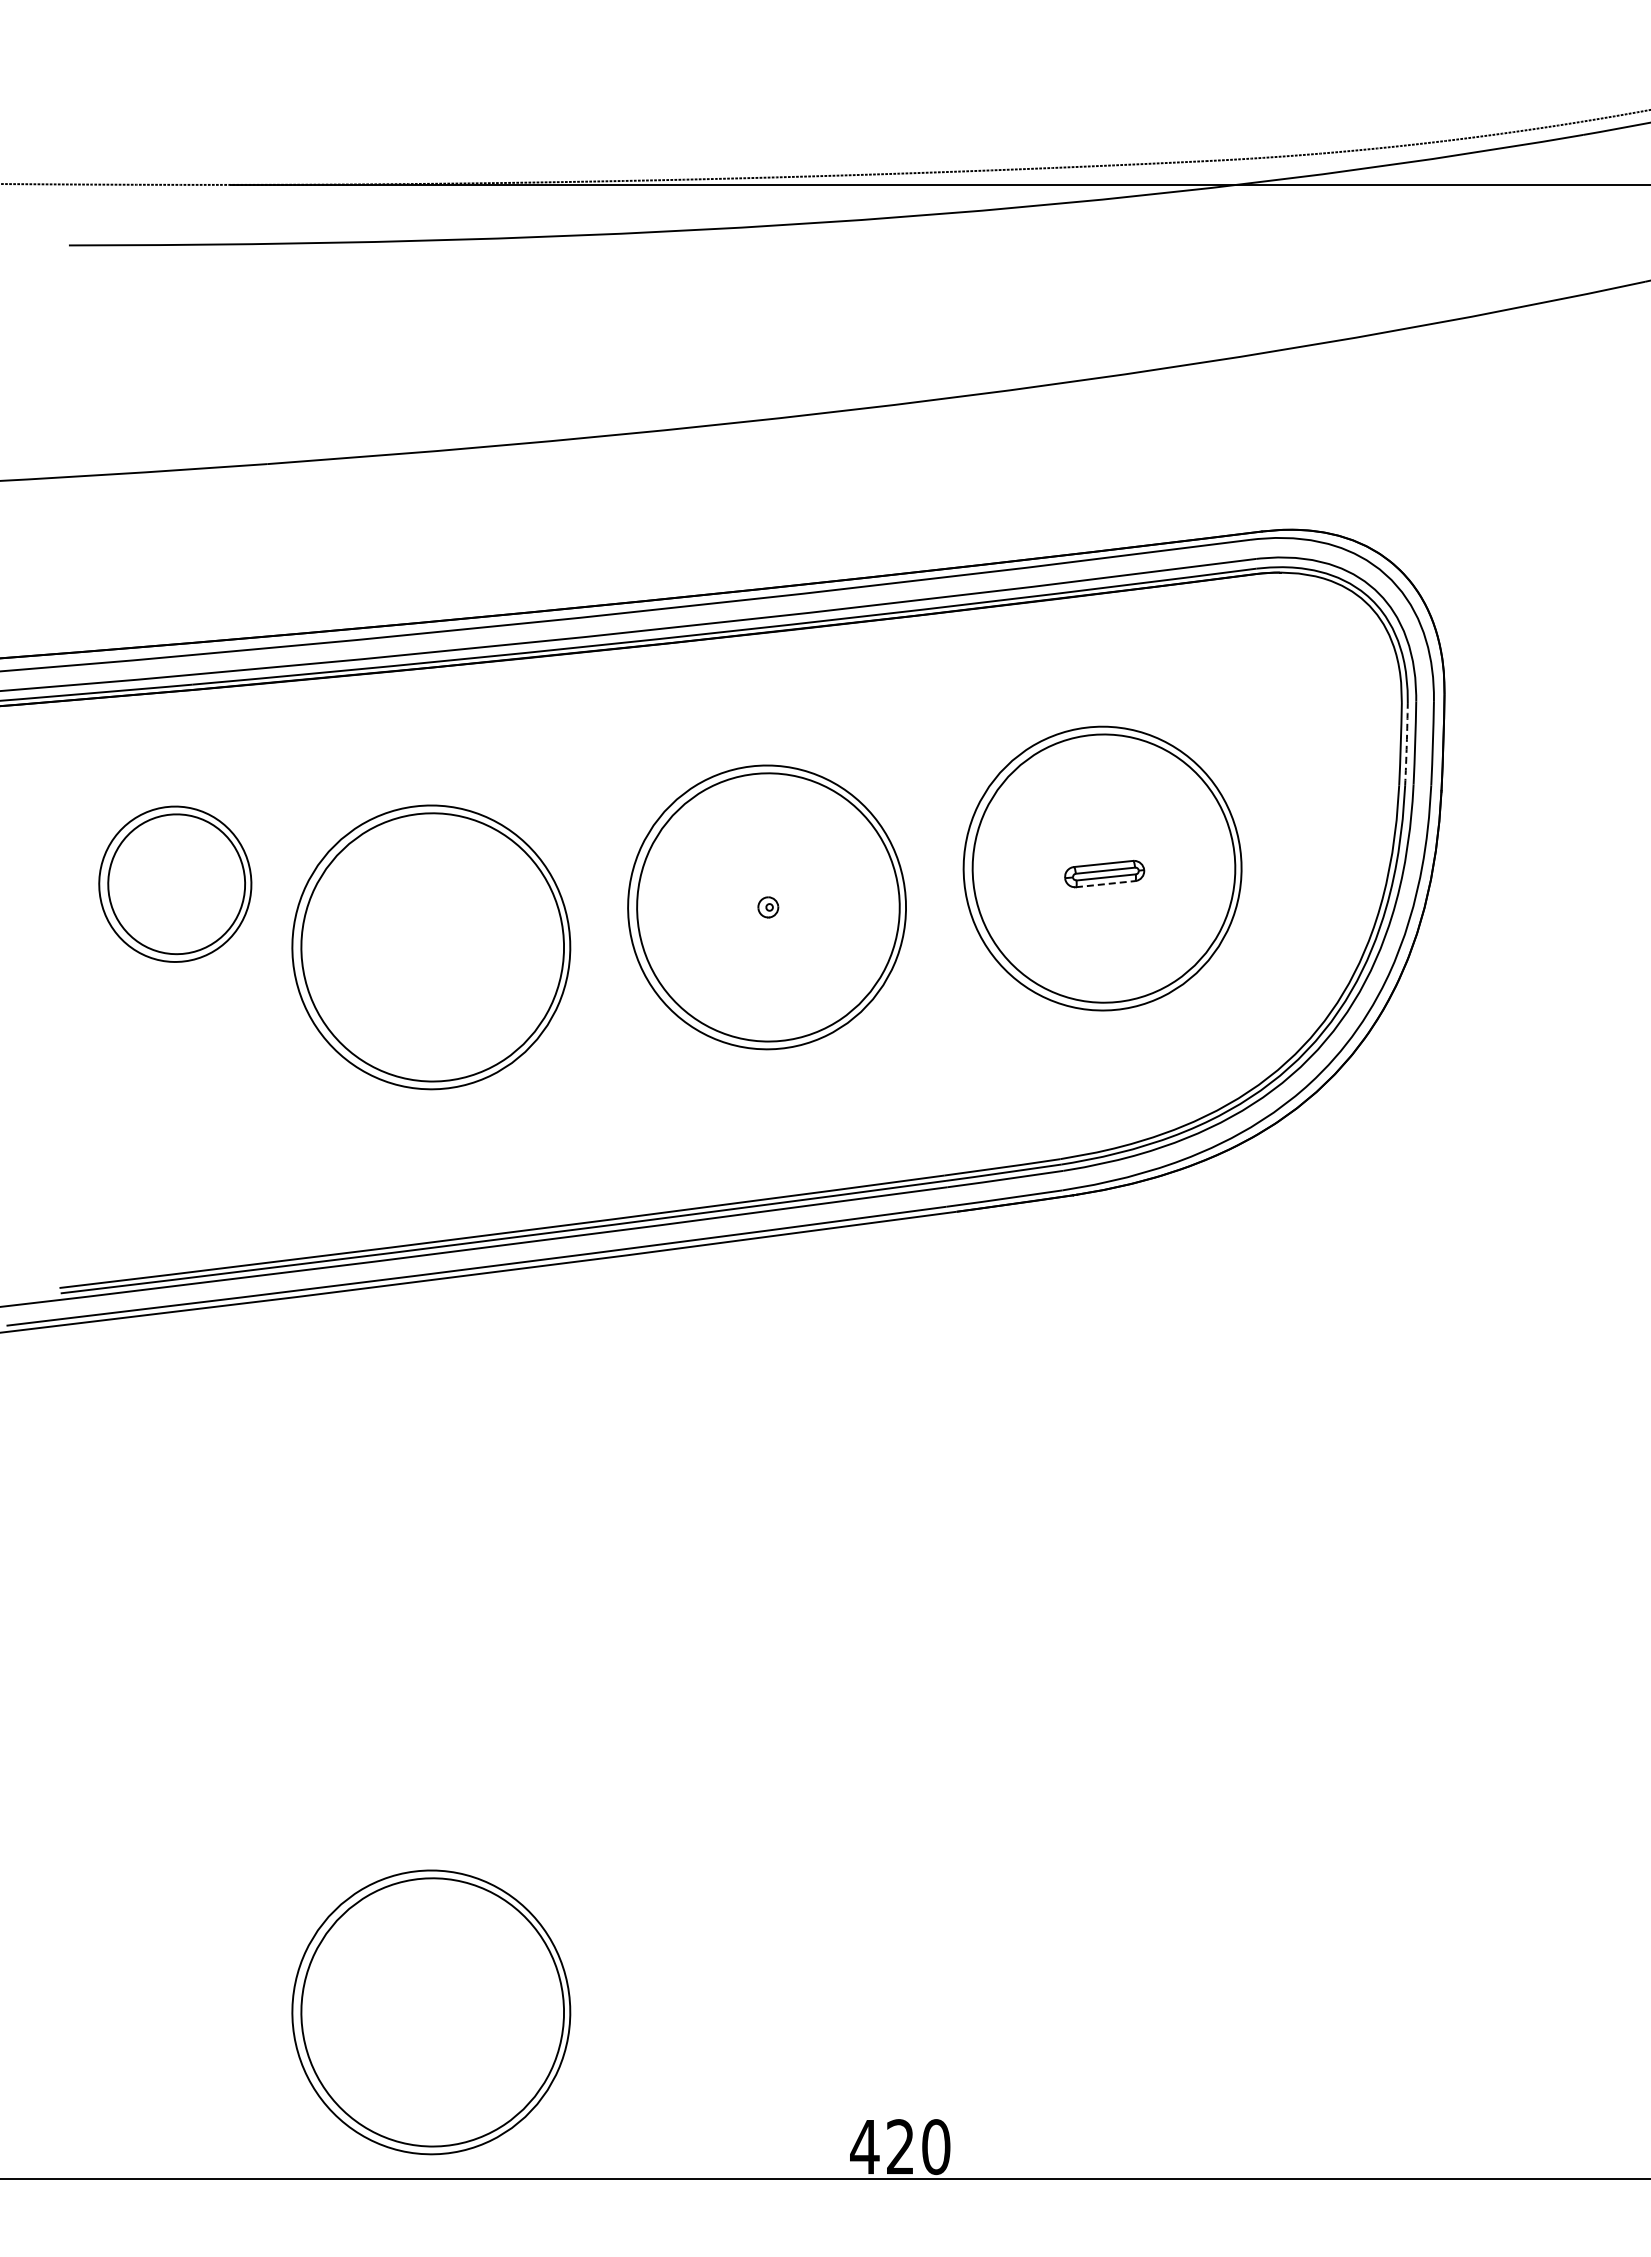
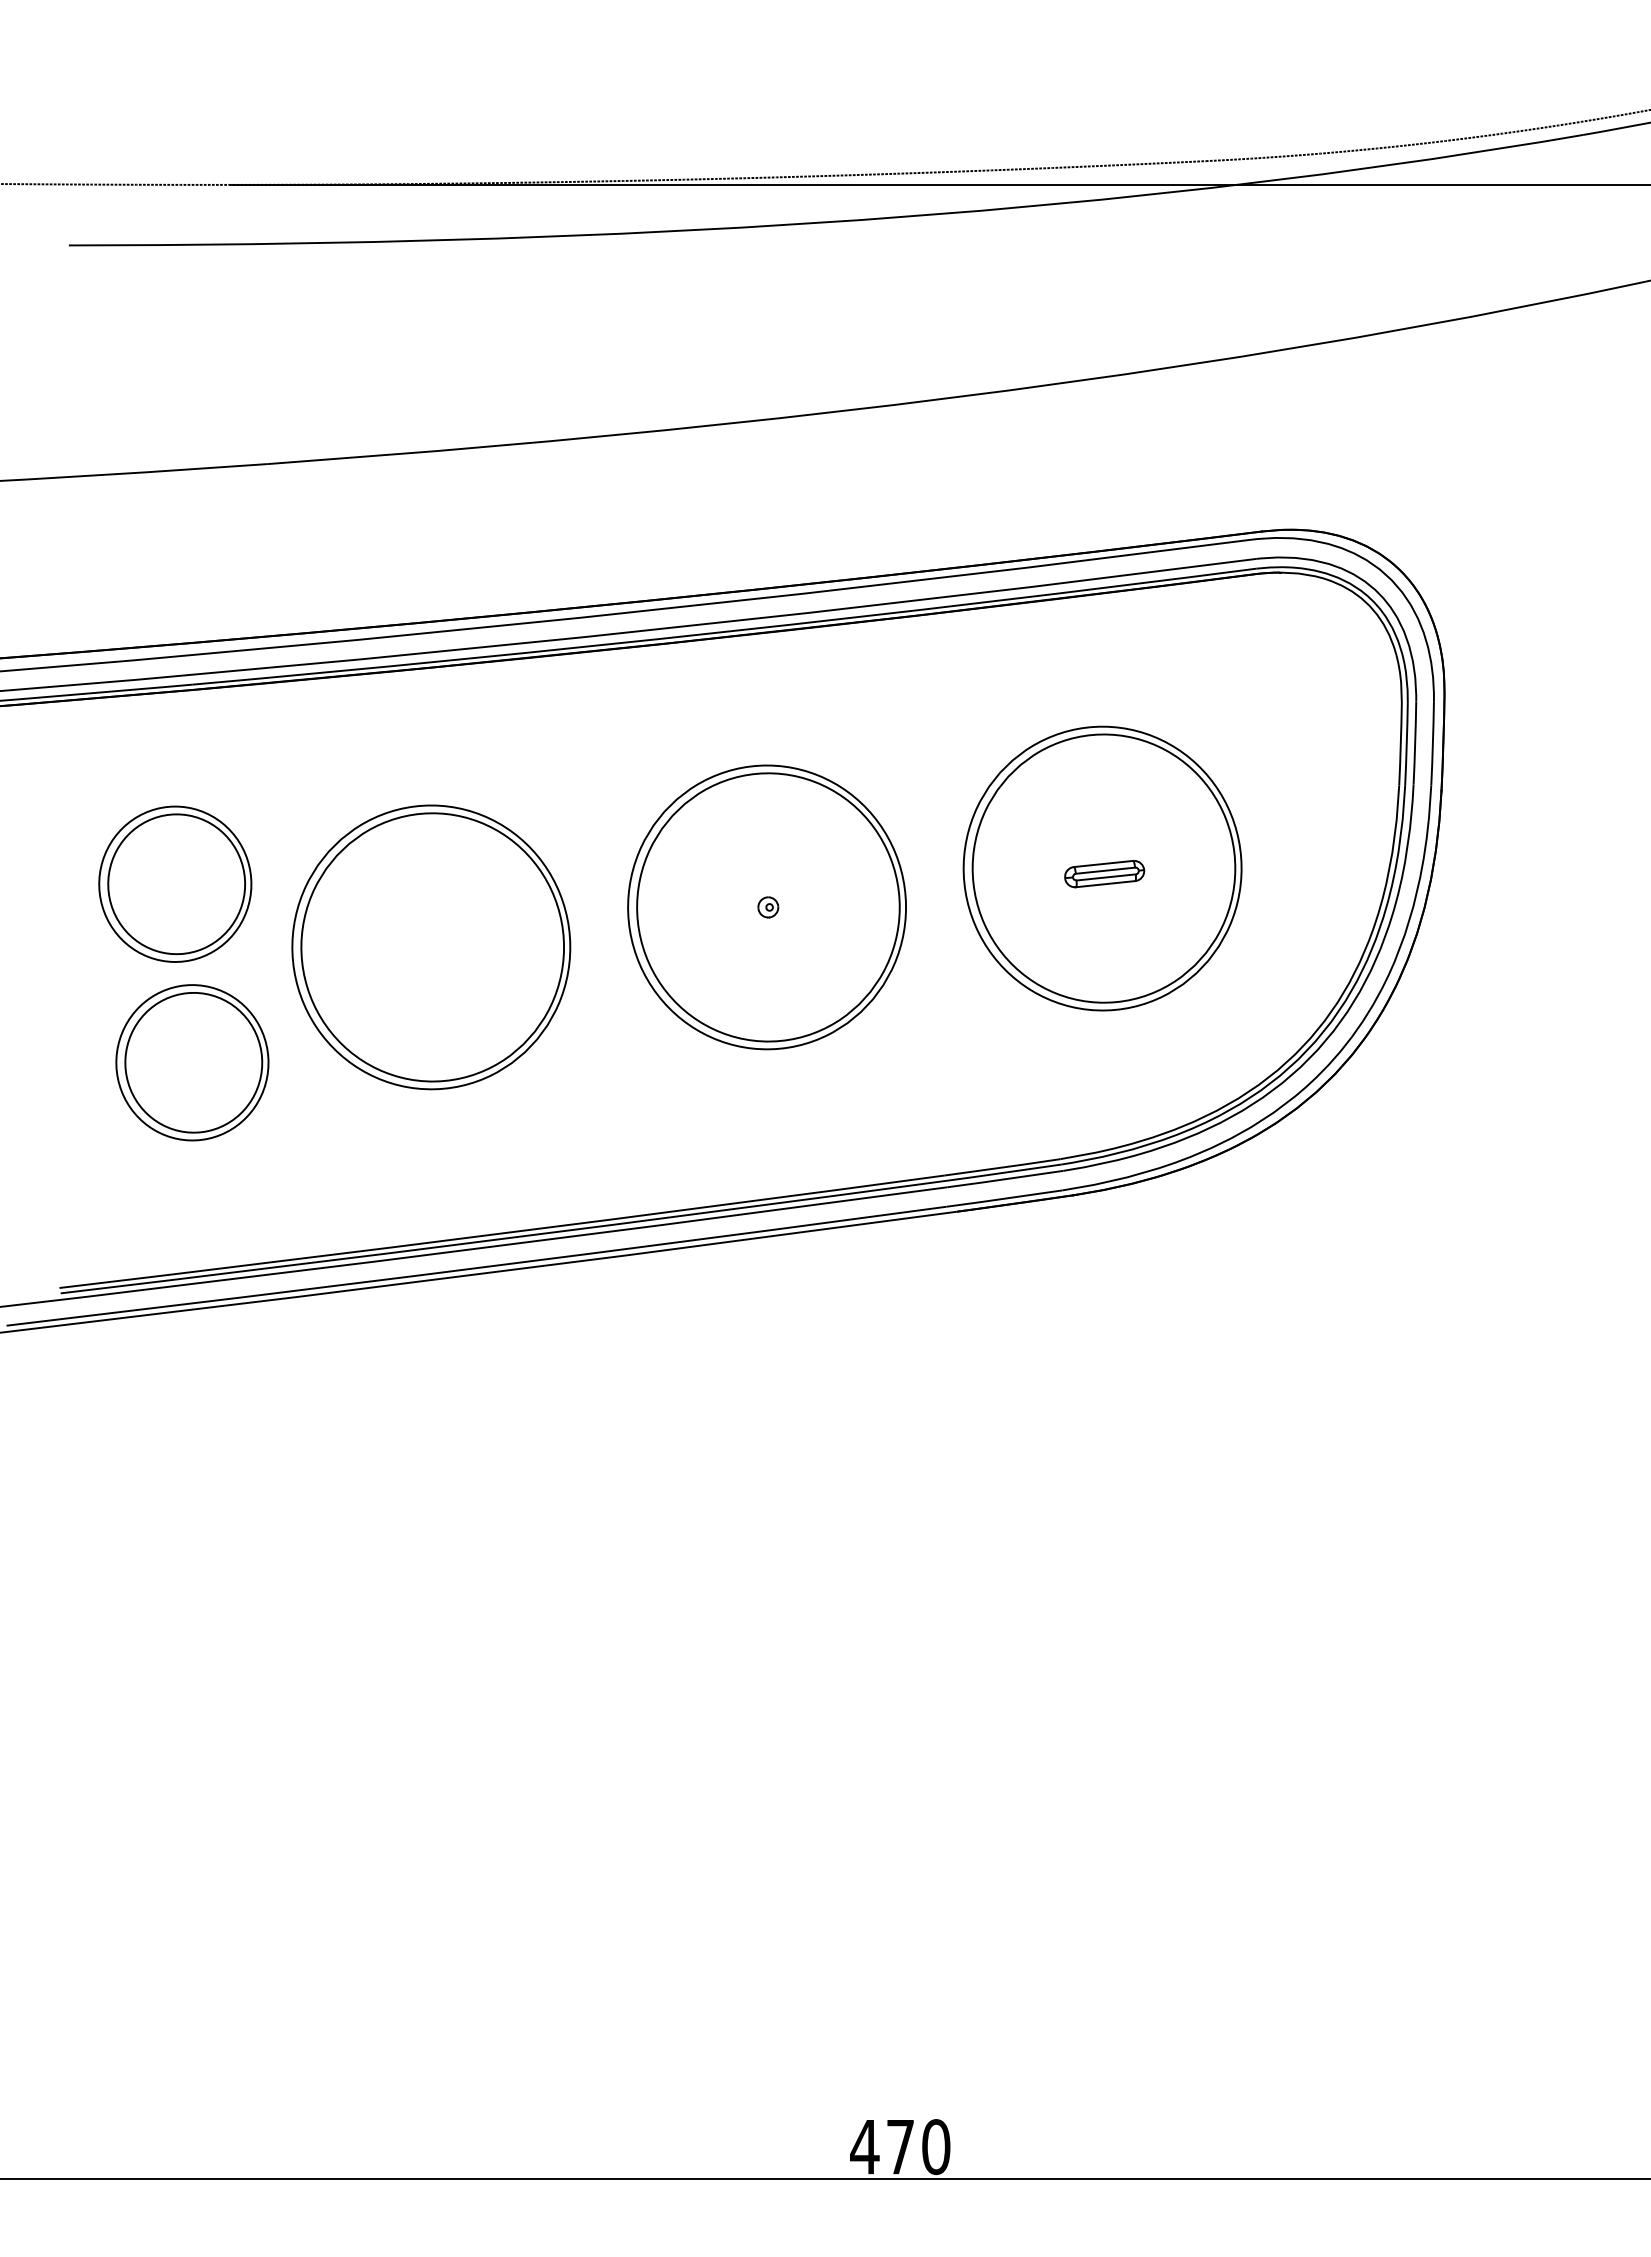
arc: dashed -> solid (1406, 744)
line: dashed -> solid (1105, 884)
part: none -> present (192, 1062)
part: present -> none (431, 2012)
text: 420 -> 470 (900, 2146)
